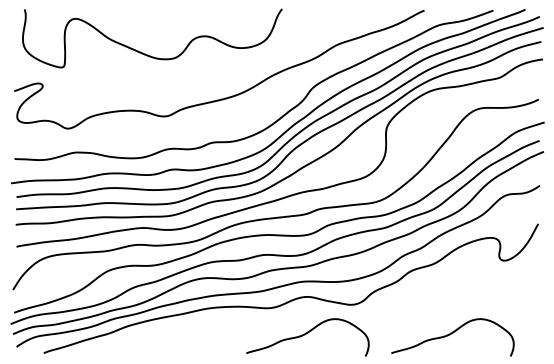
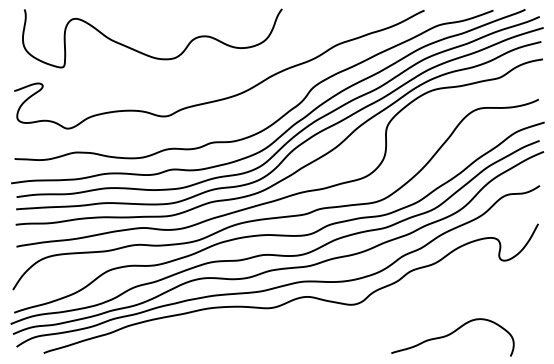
curve: present -> none (306, 334)
